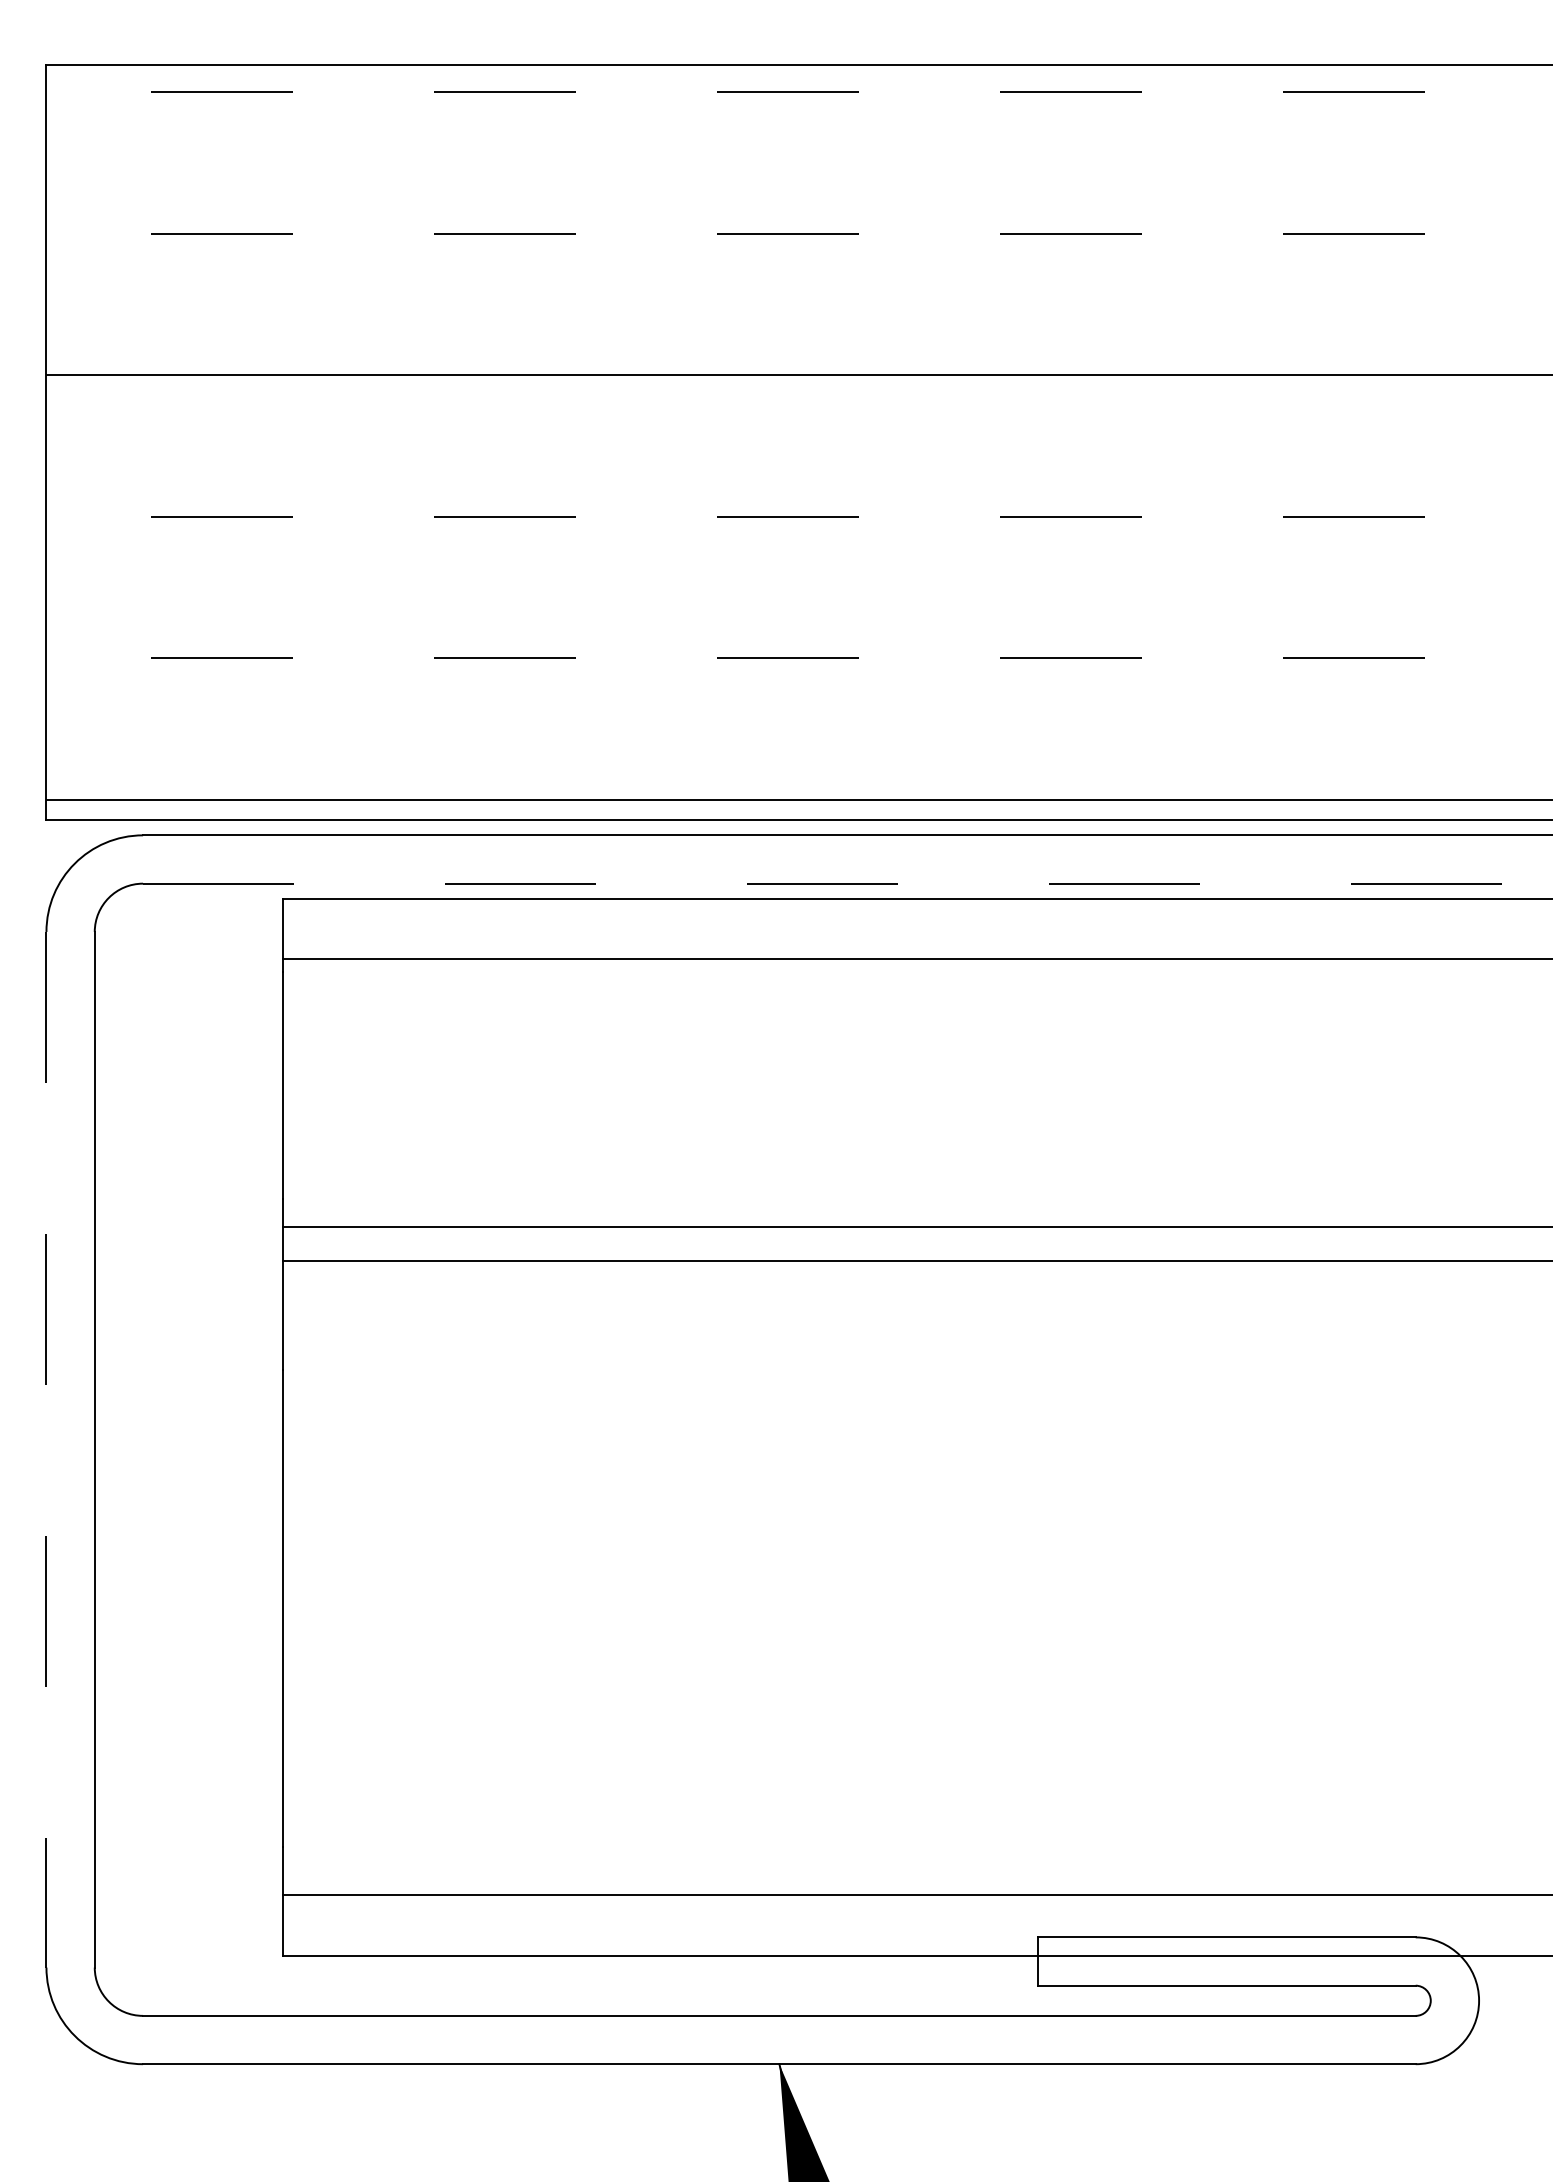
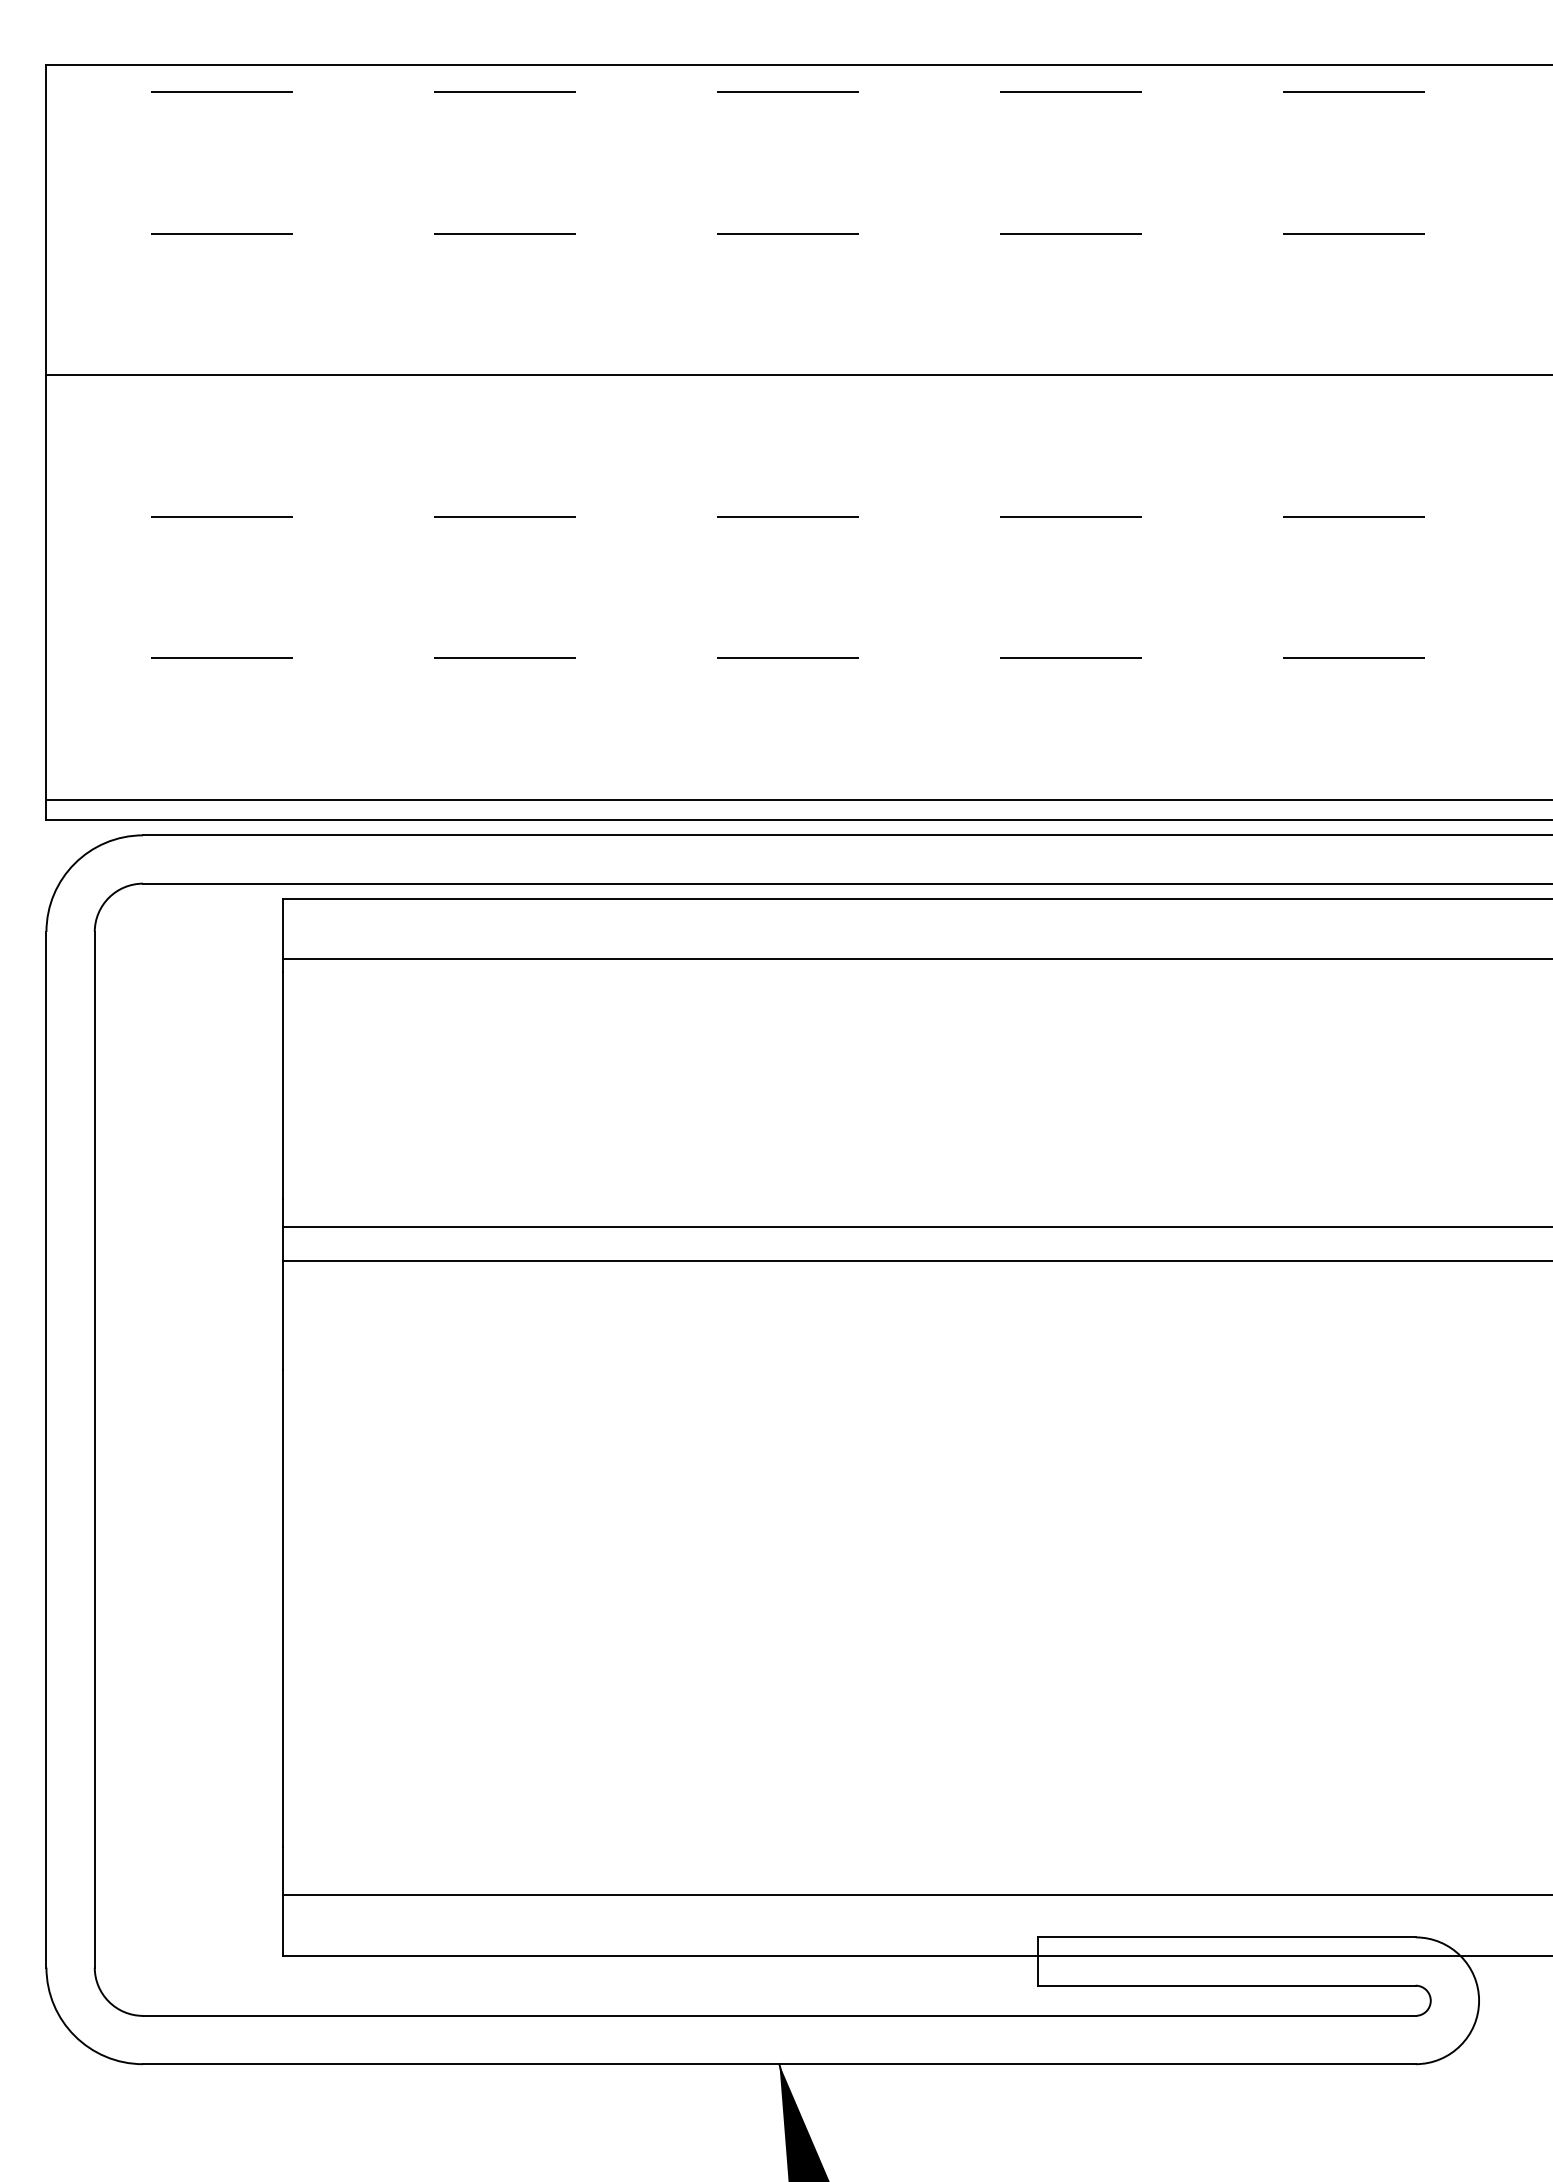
line: dashed -> solid (847, 883)
line: dashed -> solid (46, 1449)
